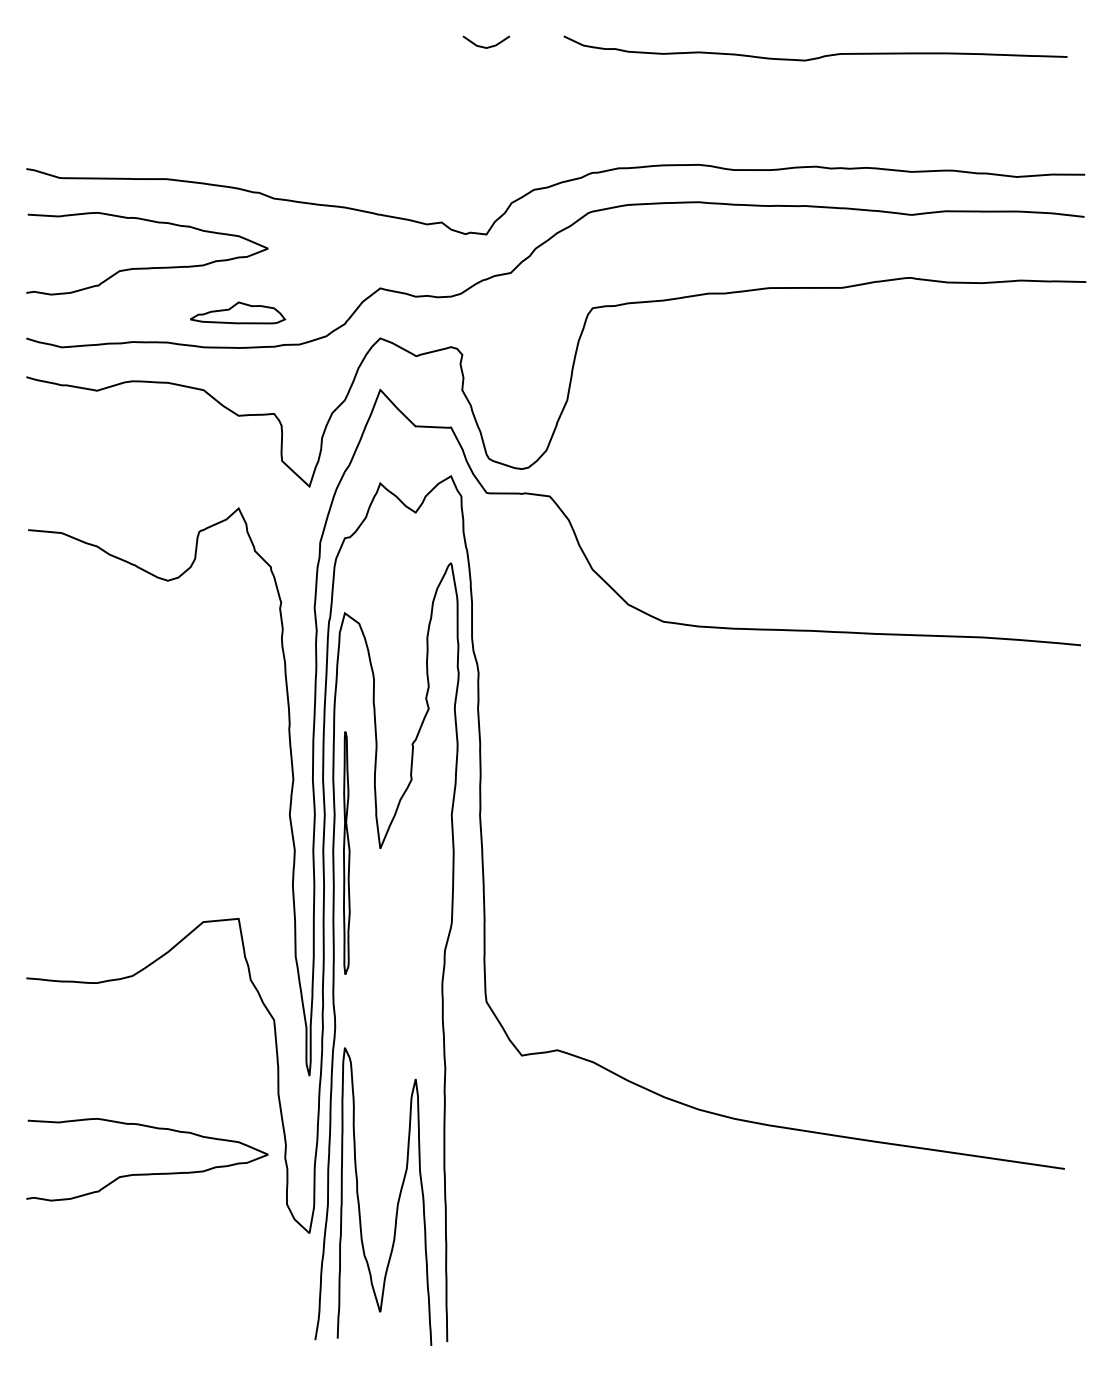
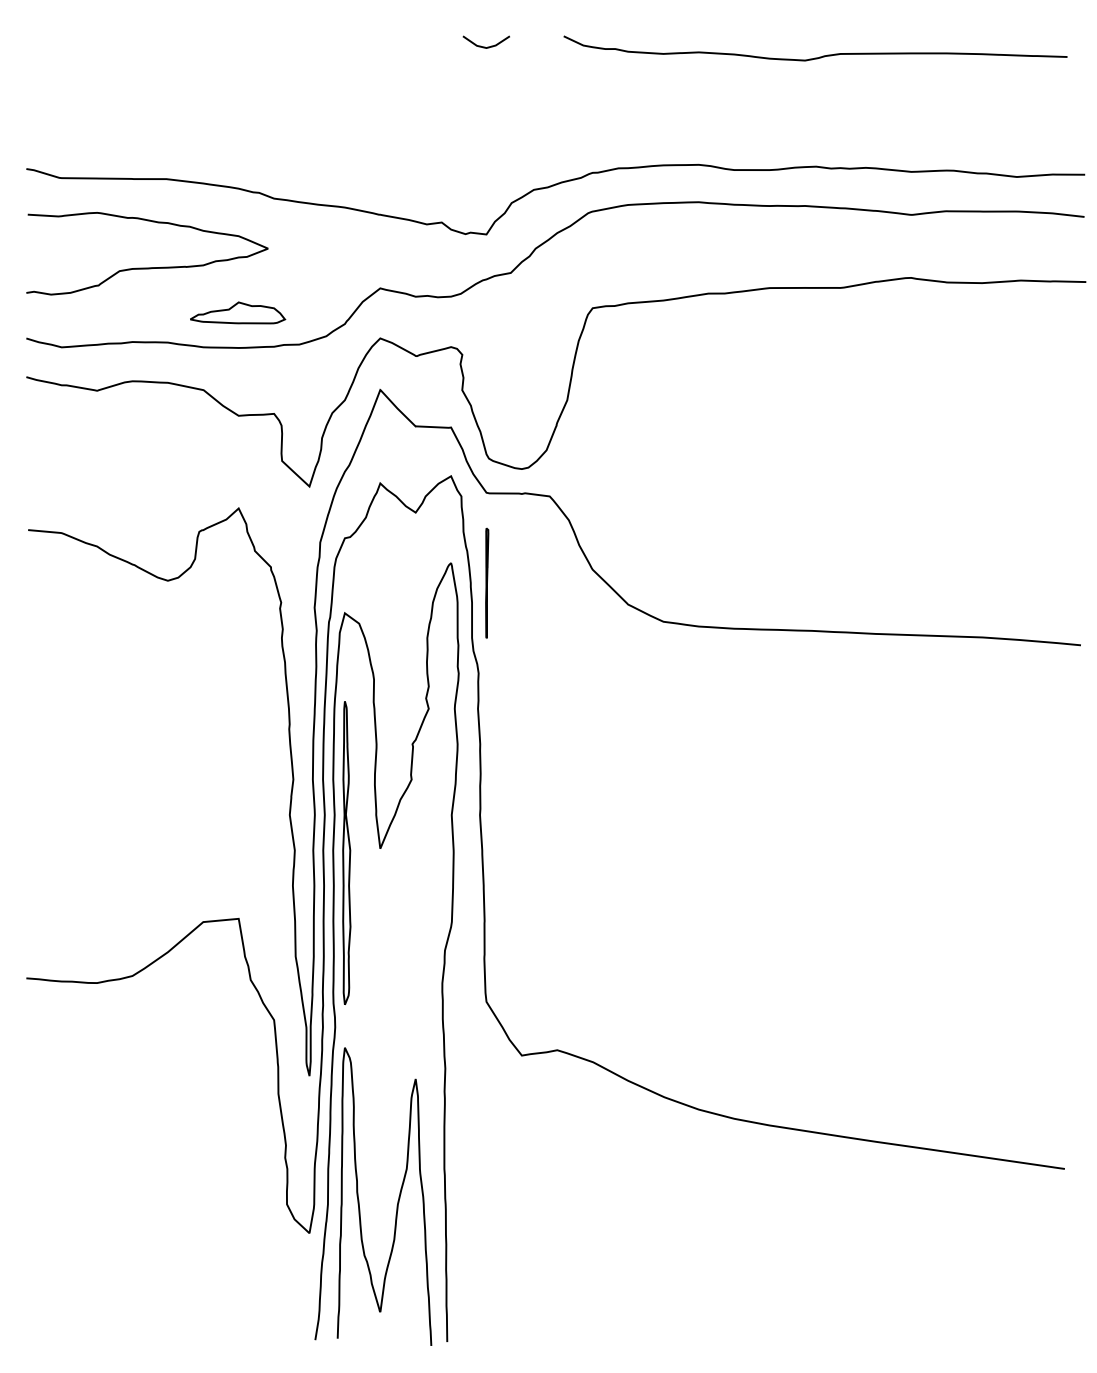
line: none -> present (487, 582)
part size: 8x244 px -> 10x304 px (346, 852)
curve: present -> none (147, 1173)
